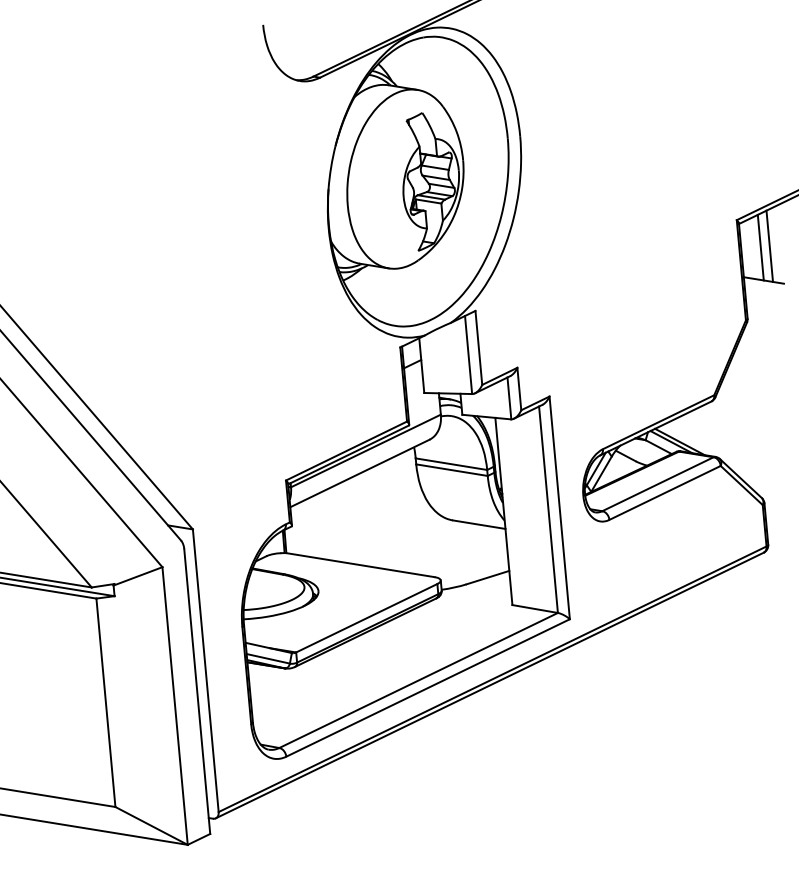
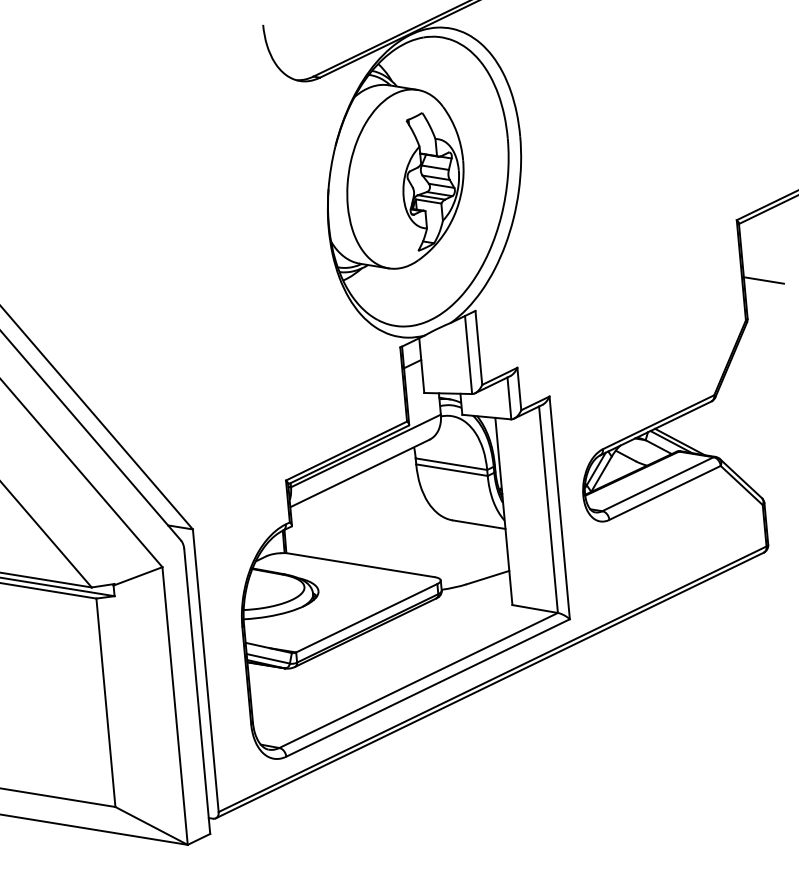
line: present -> none (769, 245)
line: present -> none (760, 247)
